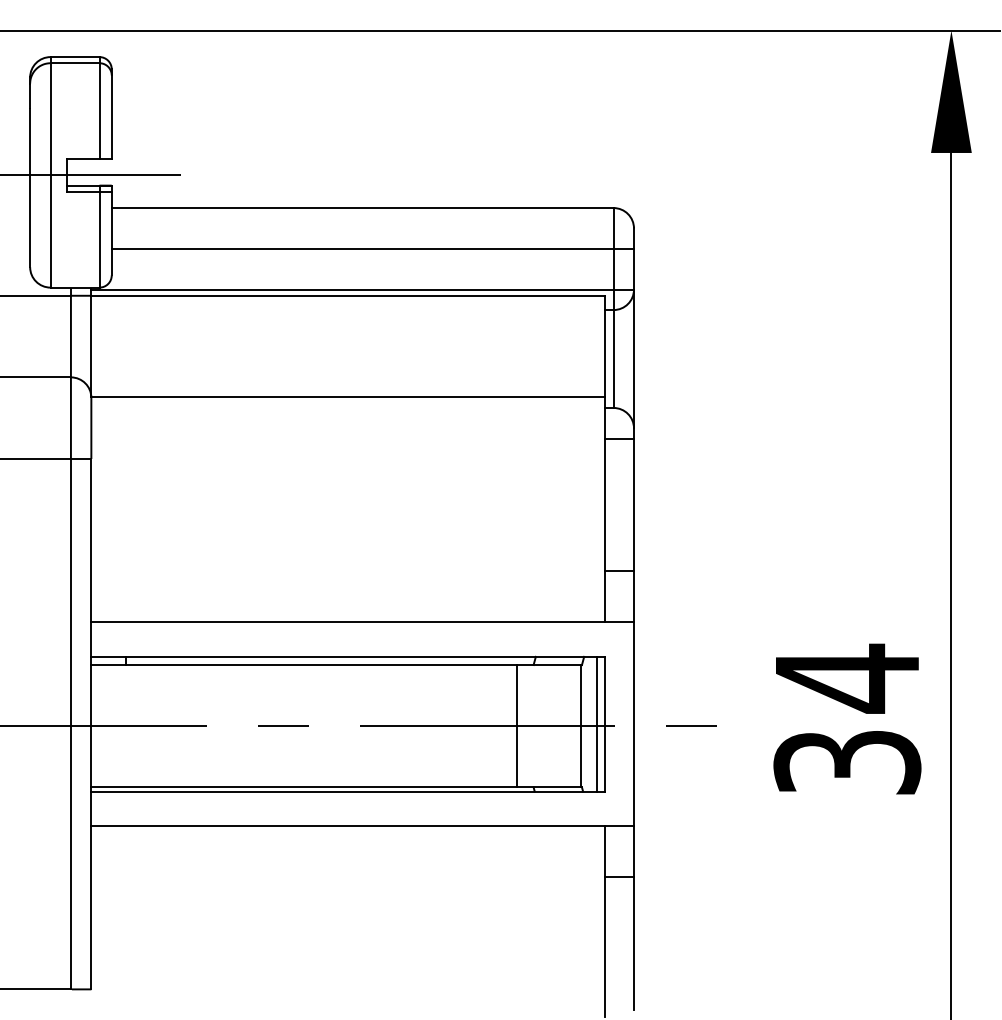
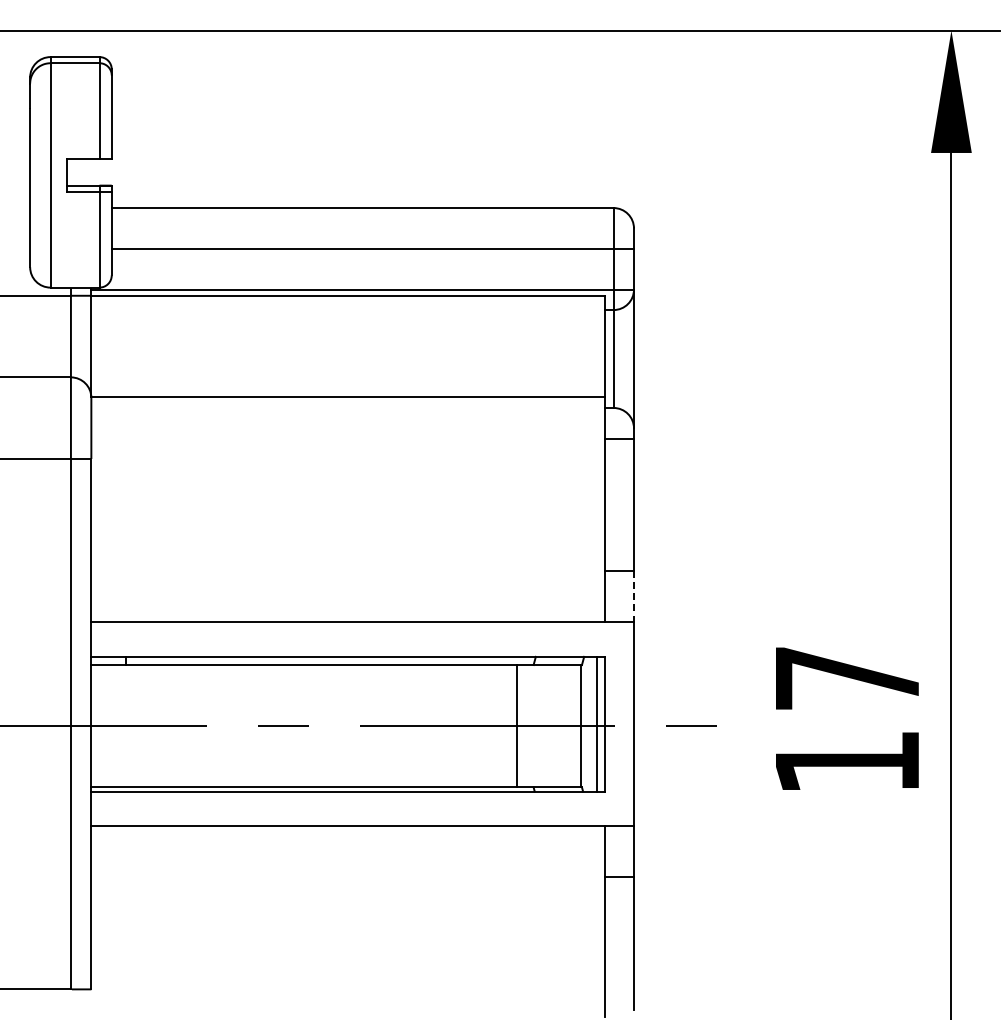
line: present -> none (91, 175)
line: solid -> dashed (634, 597)
text: 34 -> 17 (847, 718)
